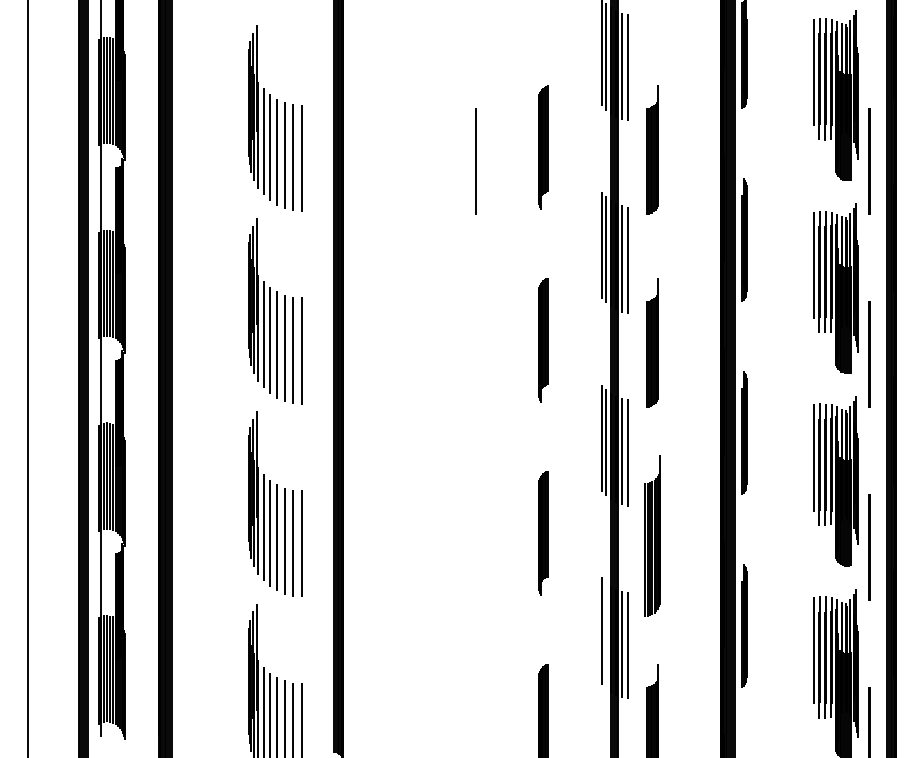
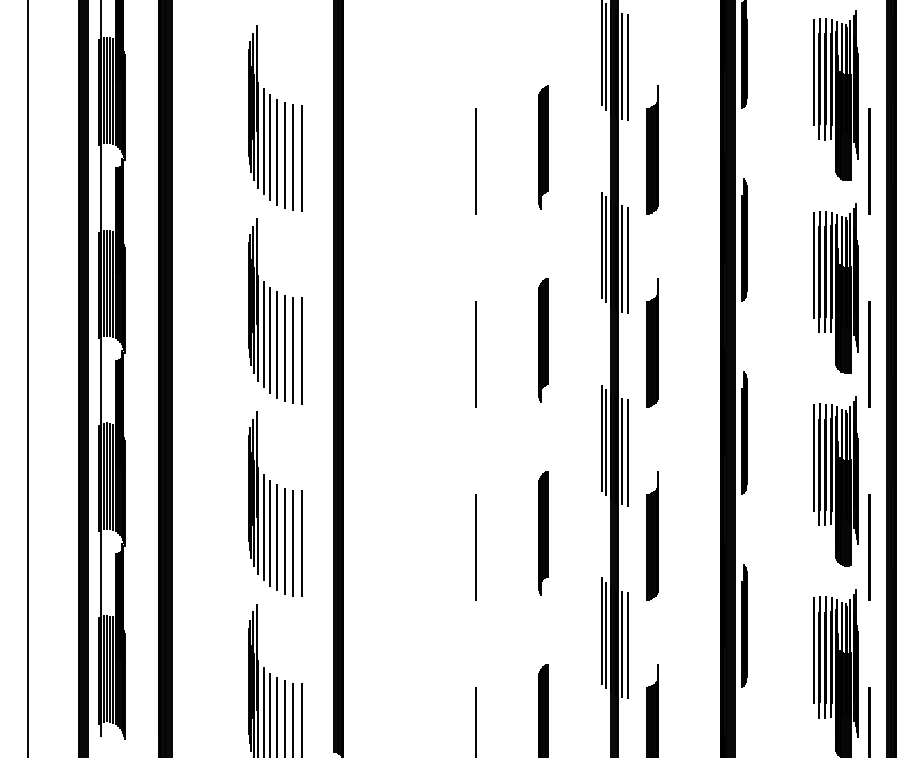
line: none -> present (475, 354)
part size: 17x162 px -> 13x130 px (652, 535)
line: none -> present (476, 546)
line: none -> present (606, 635)
line: none -> present (476, 720)
